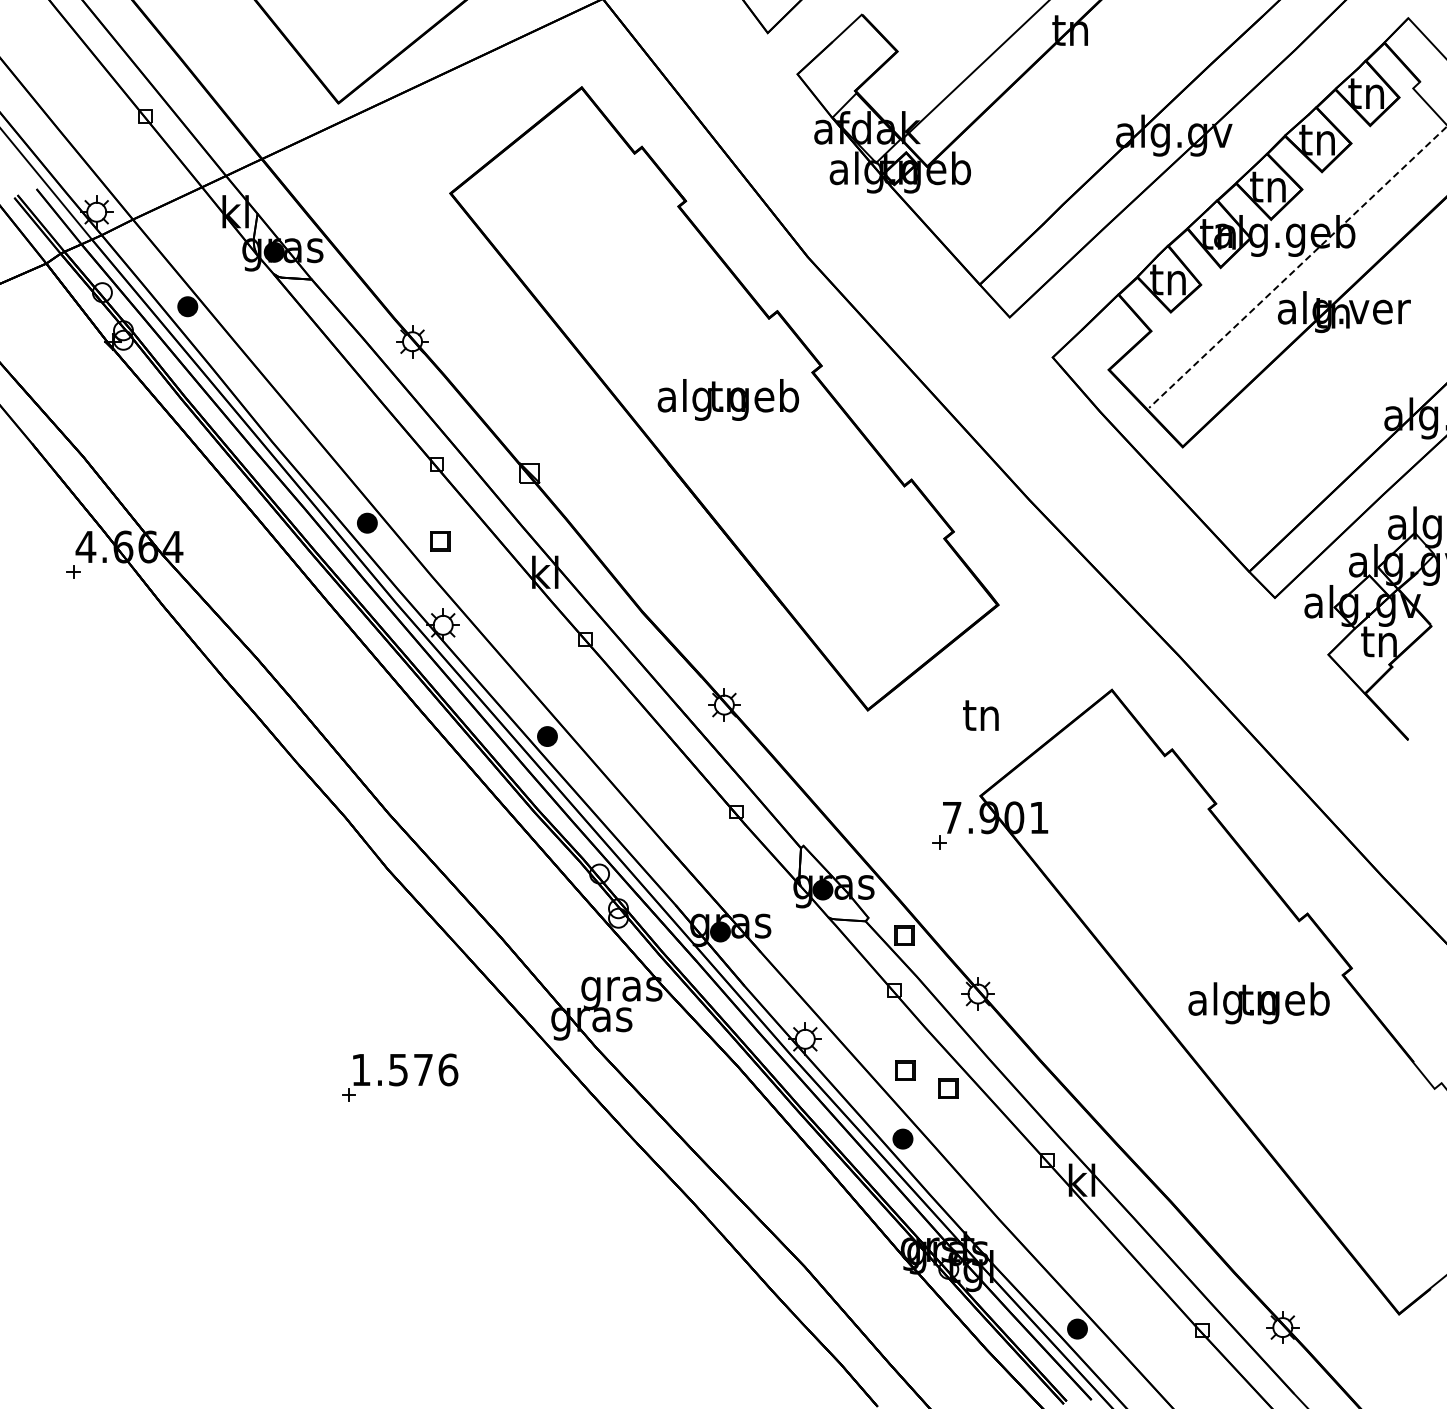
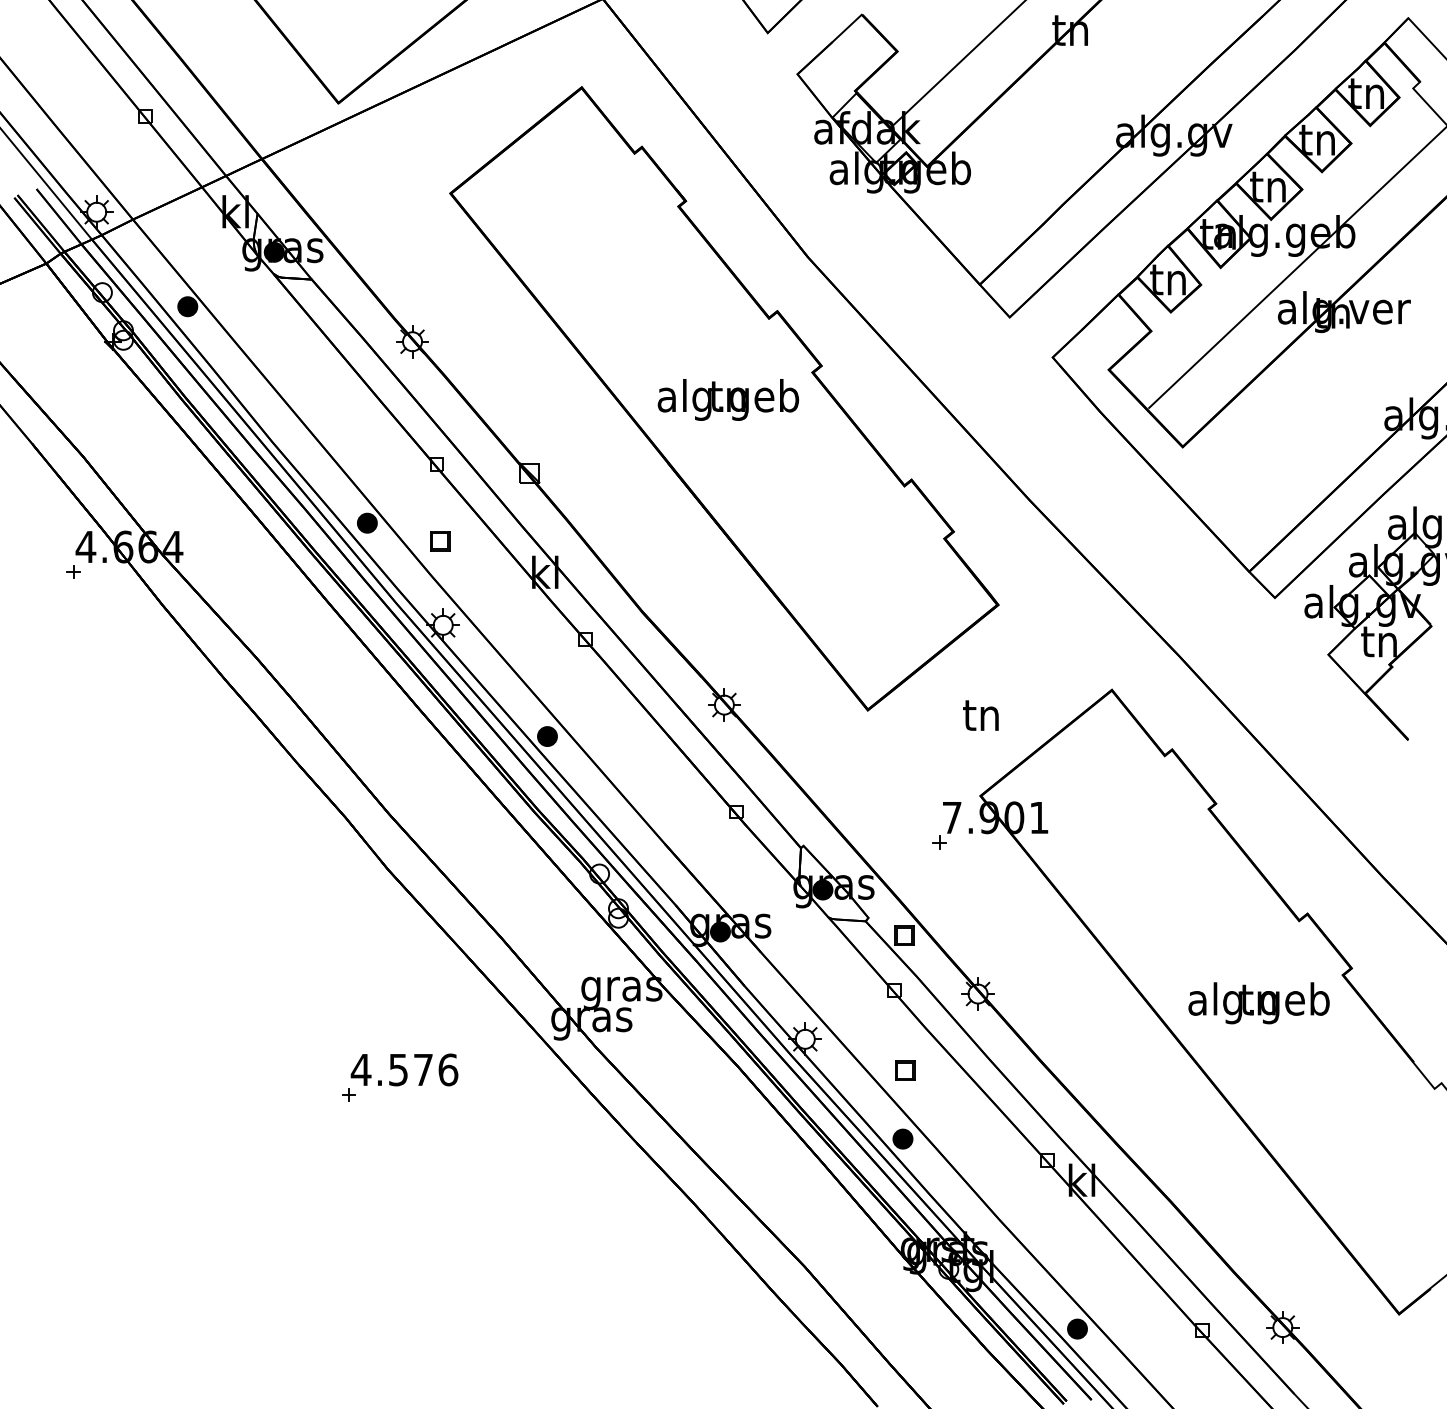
line position: (975, 70) -> (957, 64) (957, 64)
line: dashed -> solid (1297, 267)
text: 1.576 -> 4.576 (360, 1069)
part: present -> none (948, 1088)
